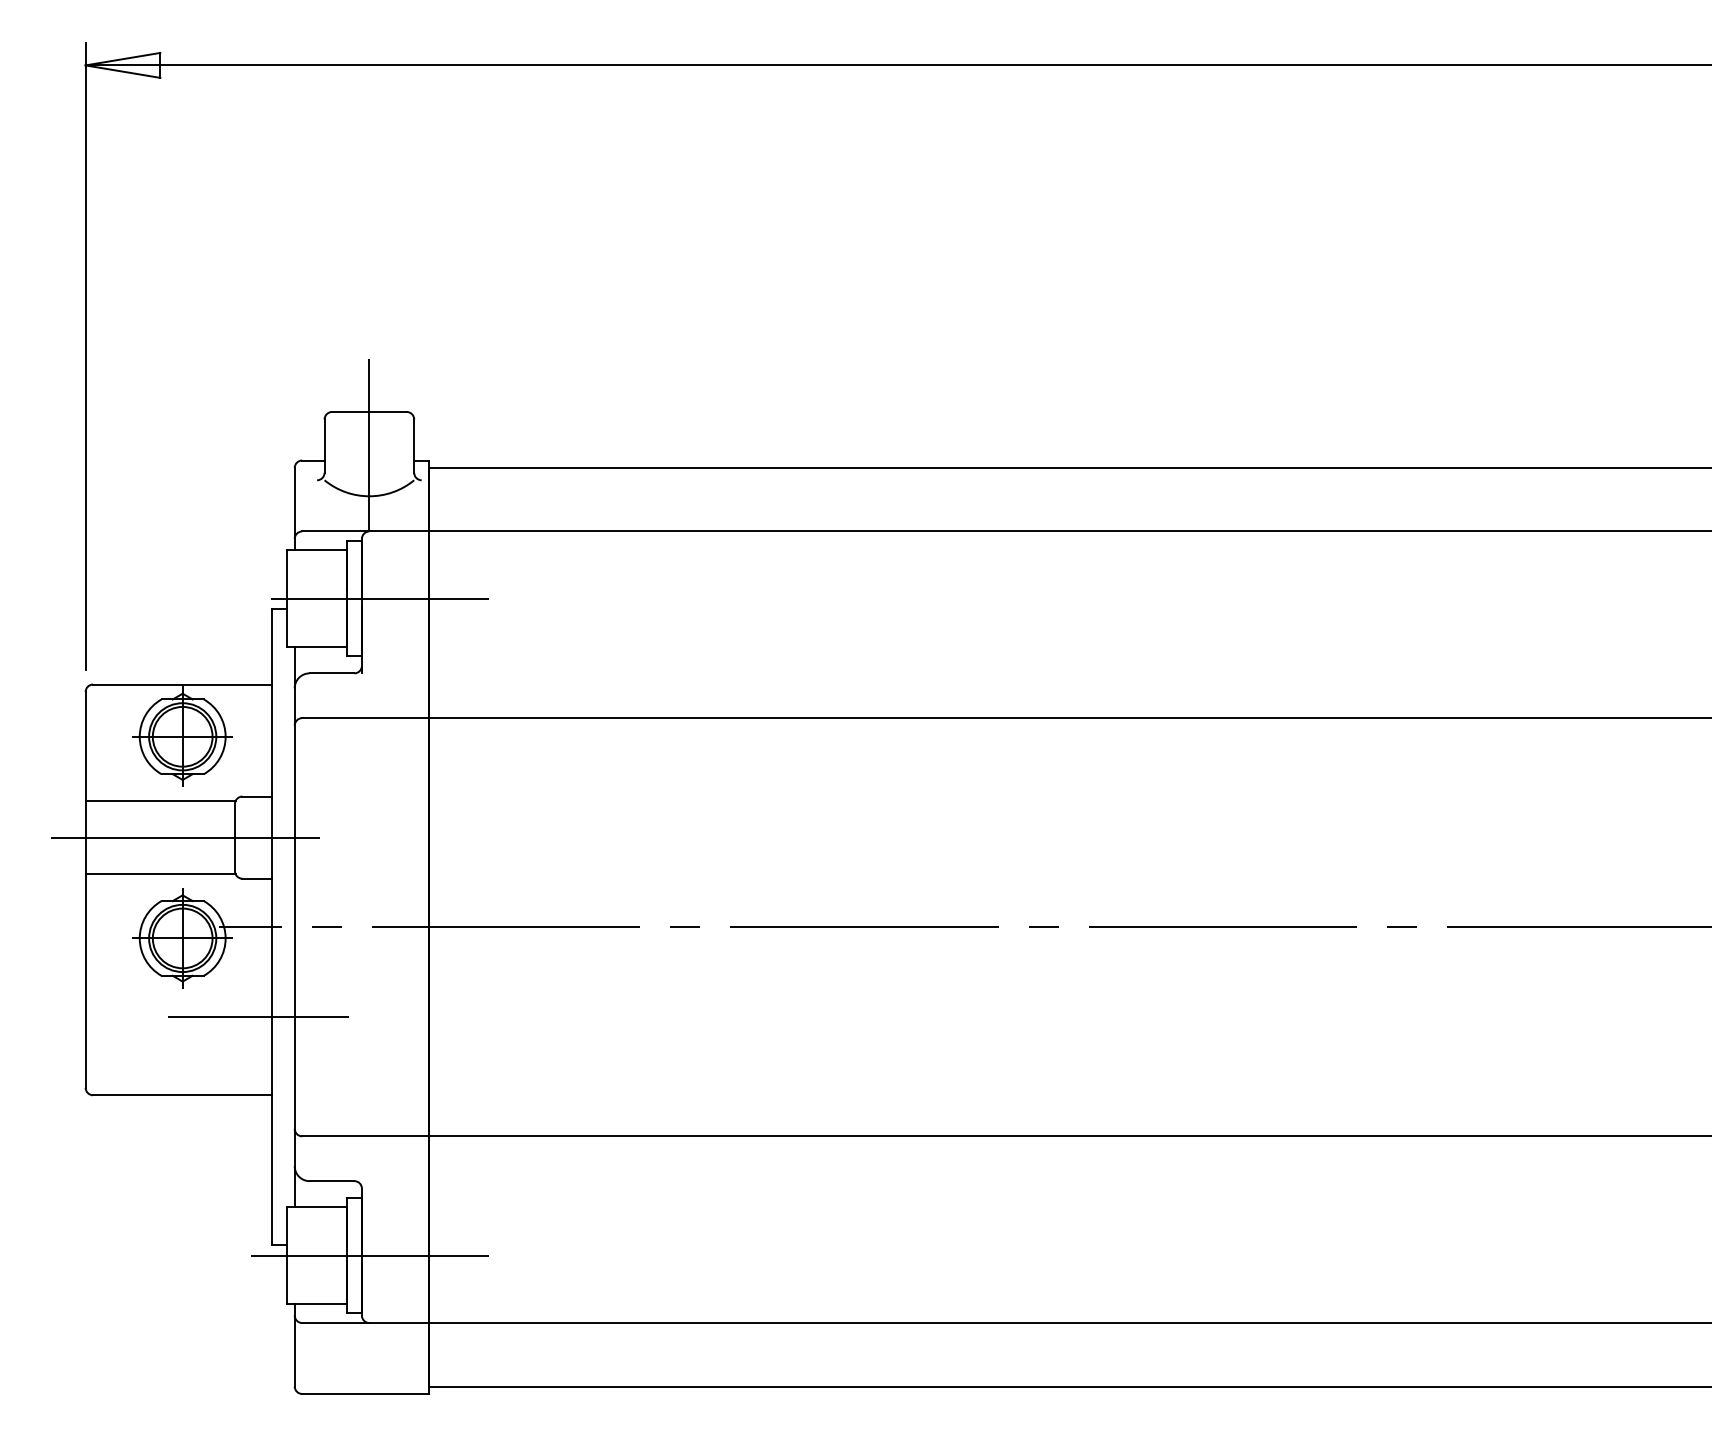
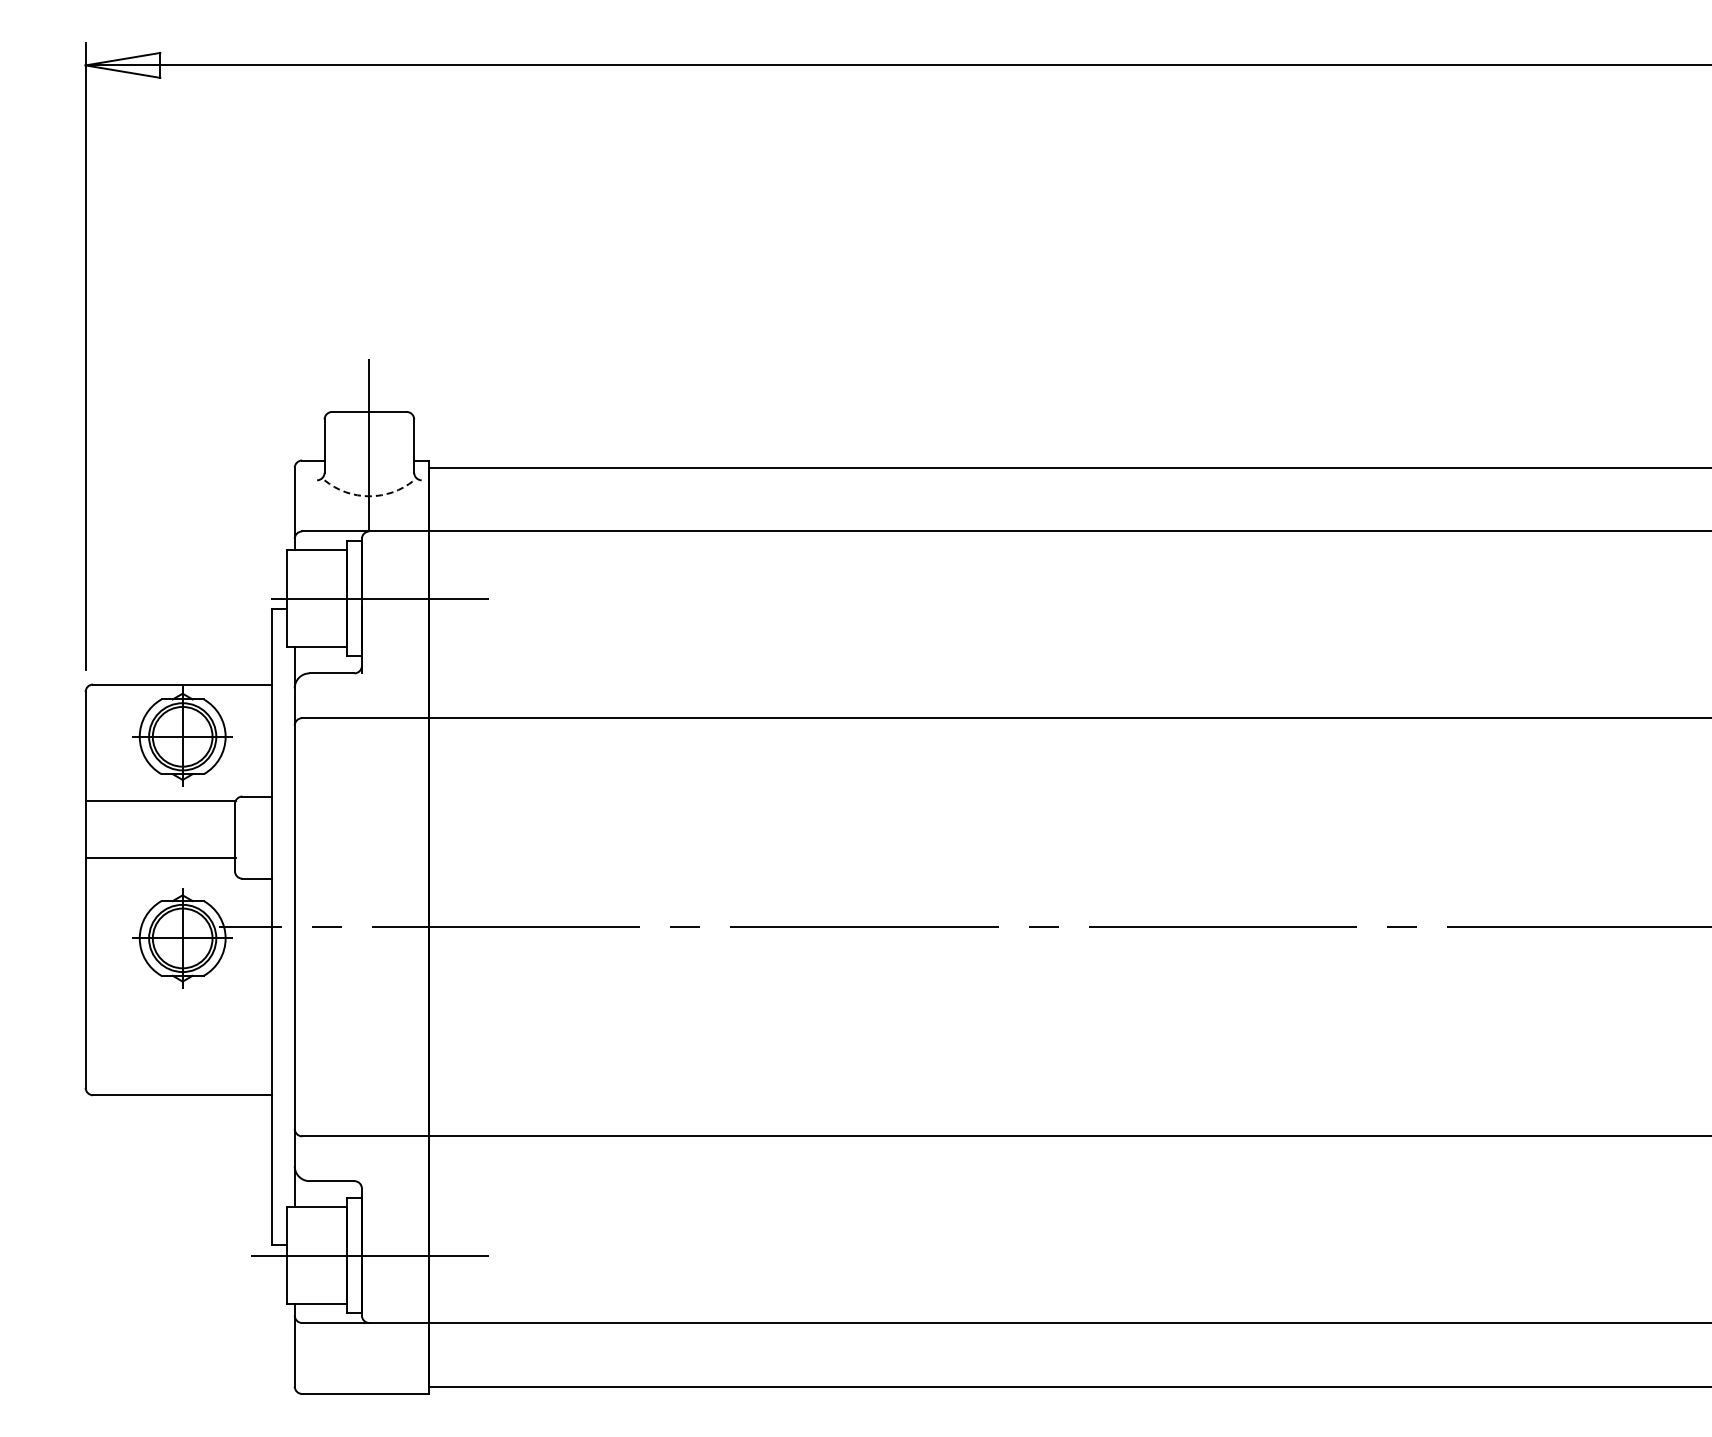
arc: solid -> dashed (369, 496)
line: present -> none (194, 837)
line position: (160, 874) -> (160, 858) (160, 858)
line: present -> none (257, 1016)
